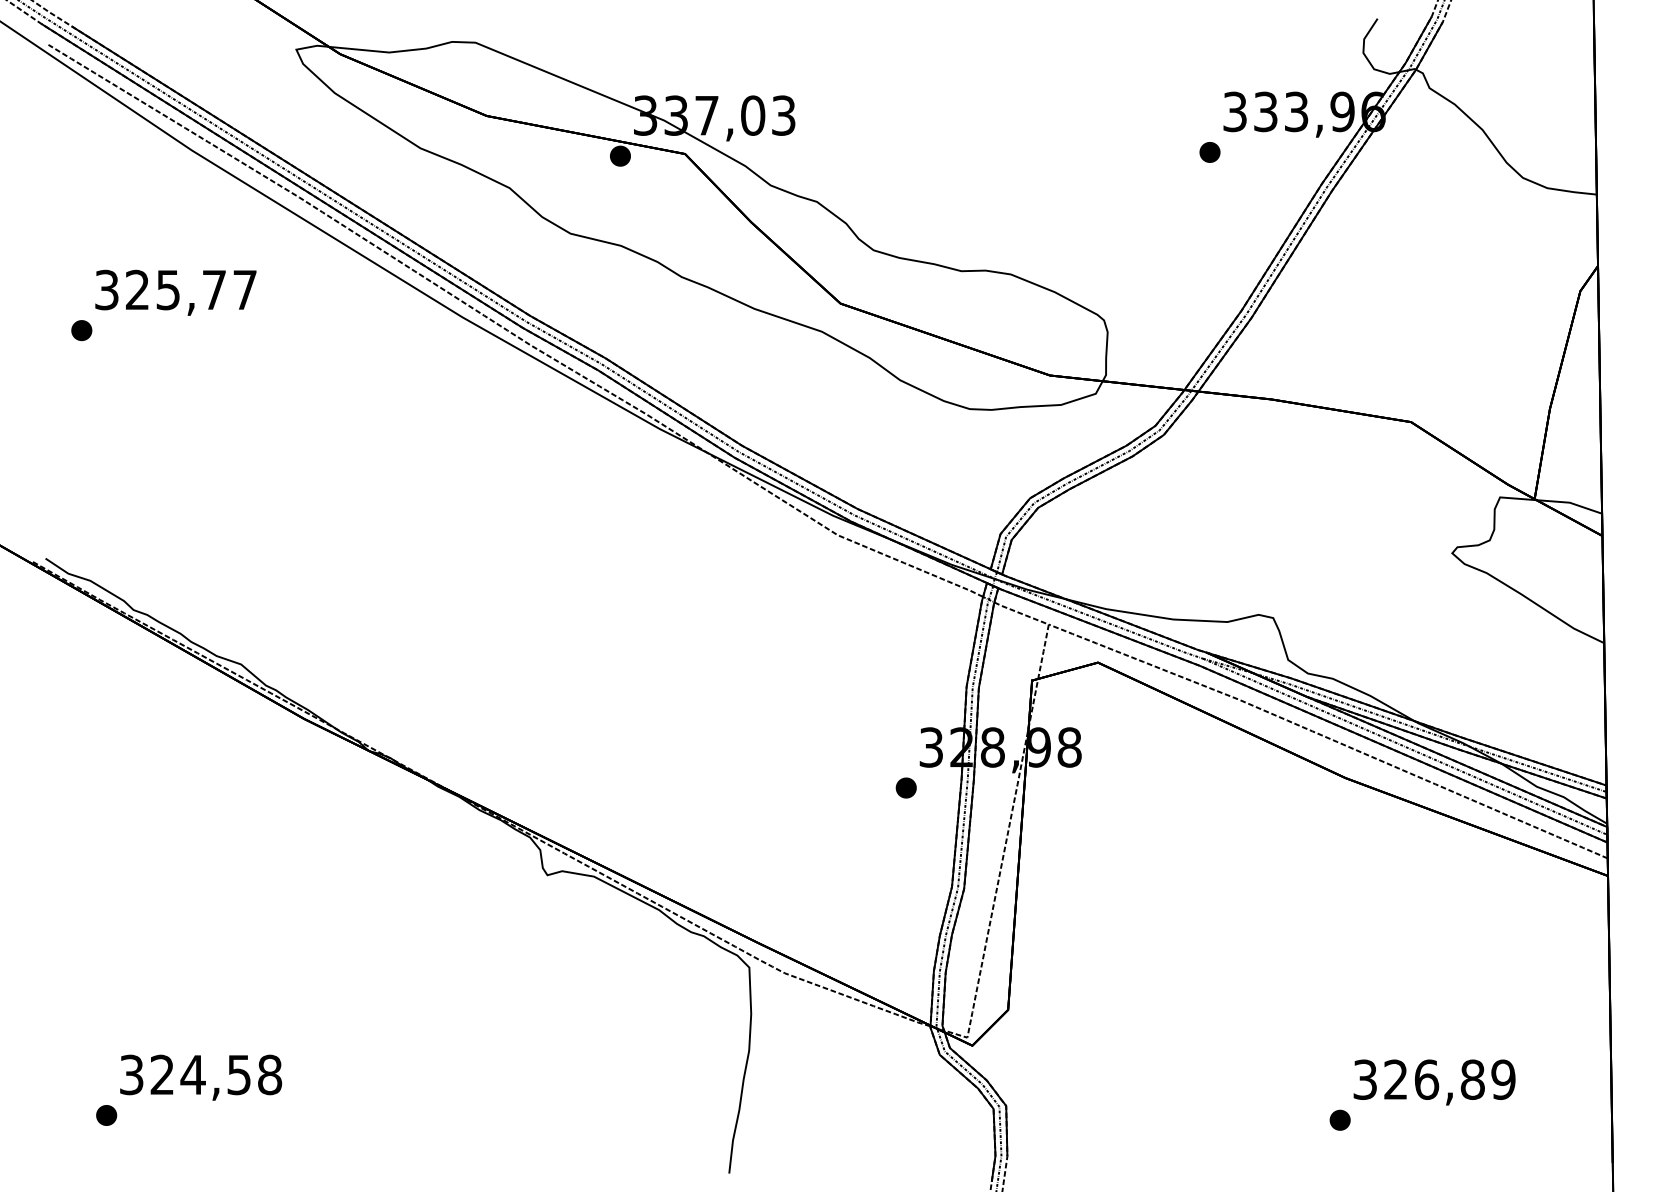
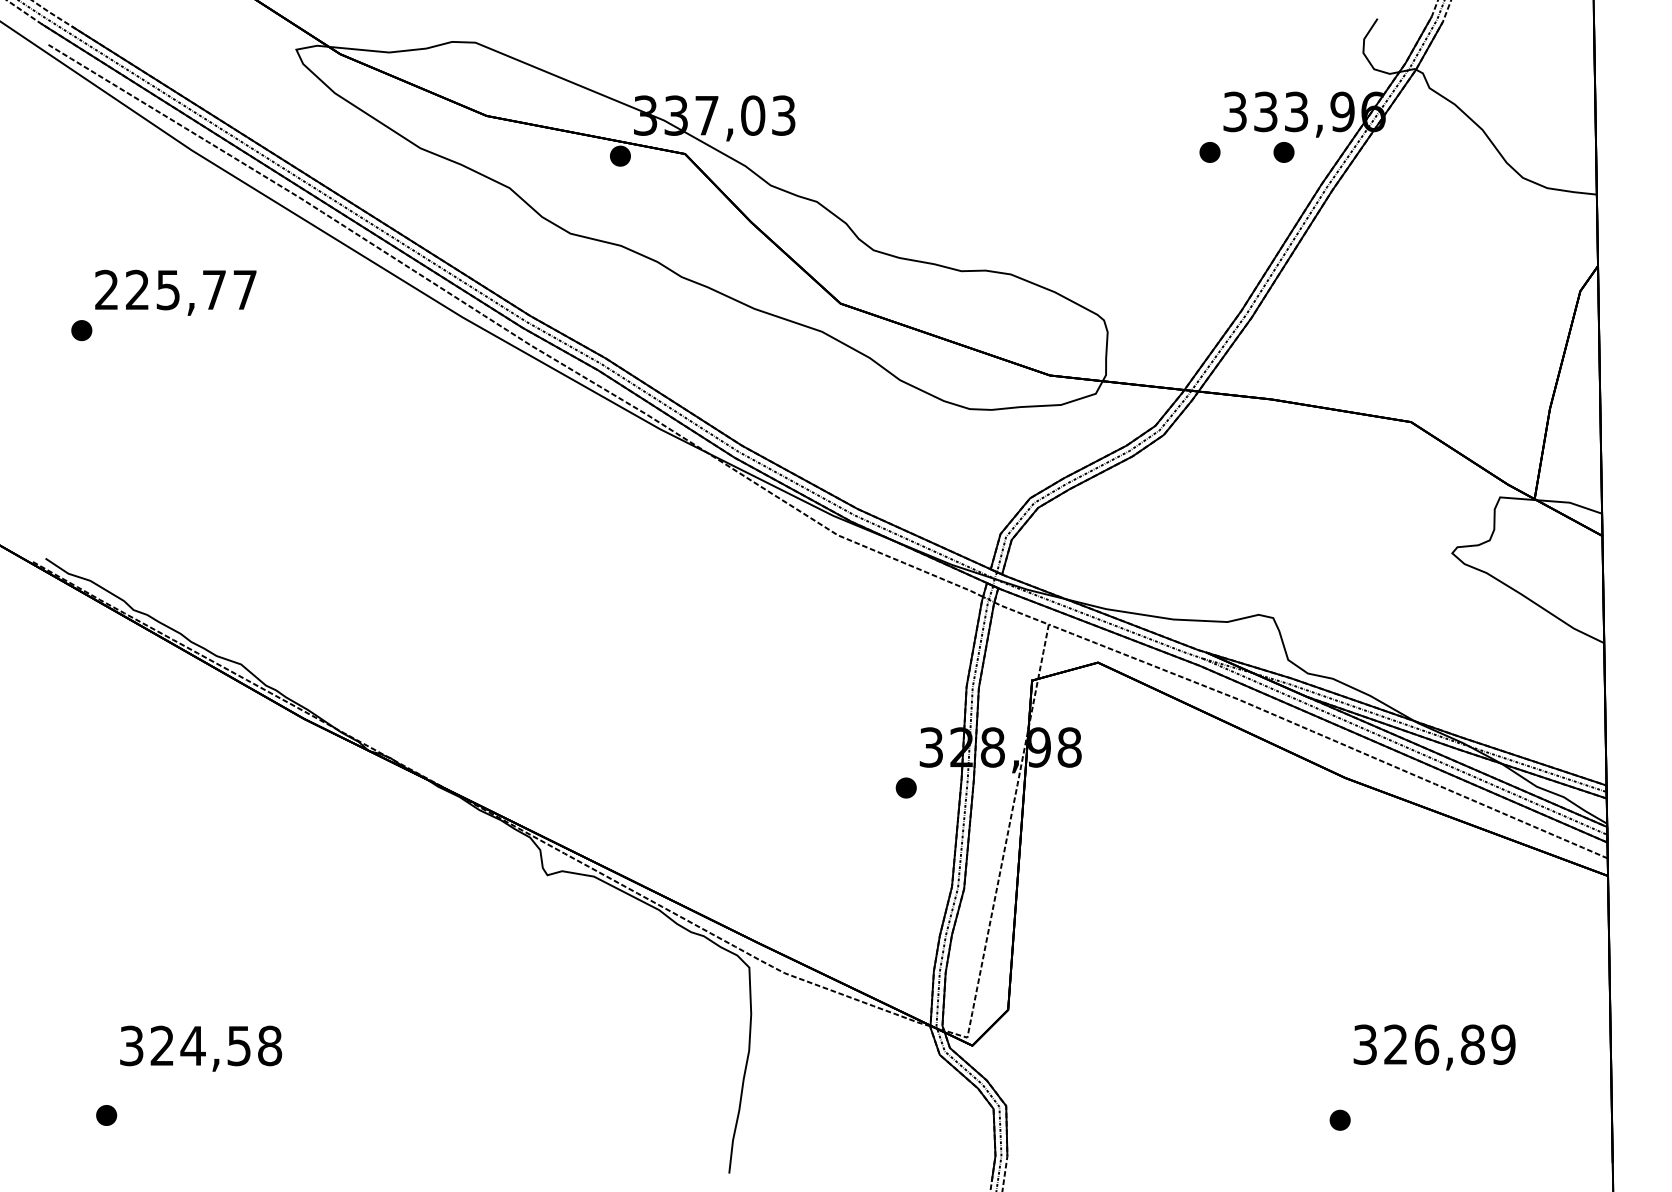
part: none -> present (1283, 152)
text: 325,77 -> 225,77 (106, 290)
text position: (201, 1077) -> (201, 1048) (201, 1048)
text position: (1434, 1082) -> (1434, 1047) (1434, 1047)
